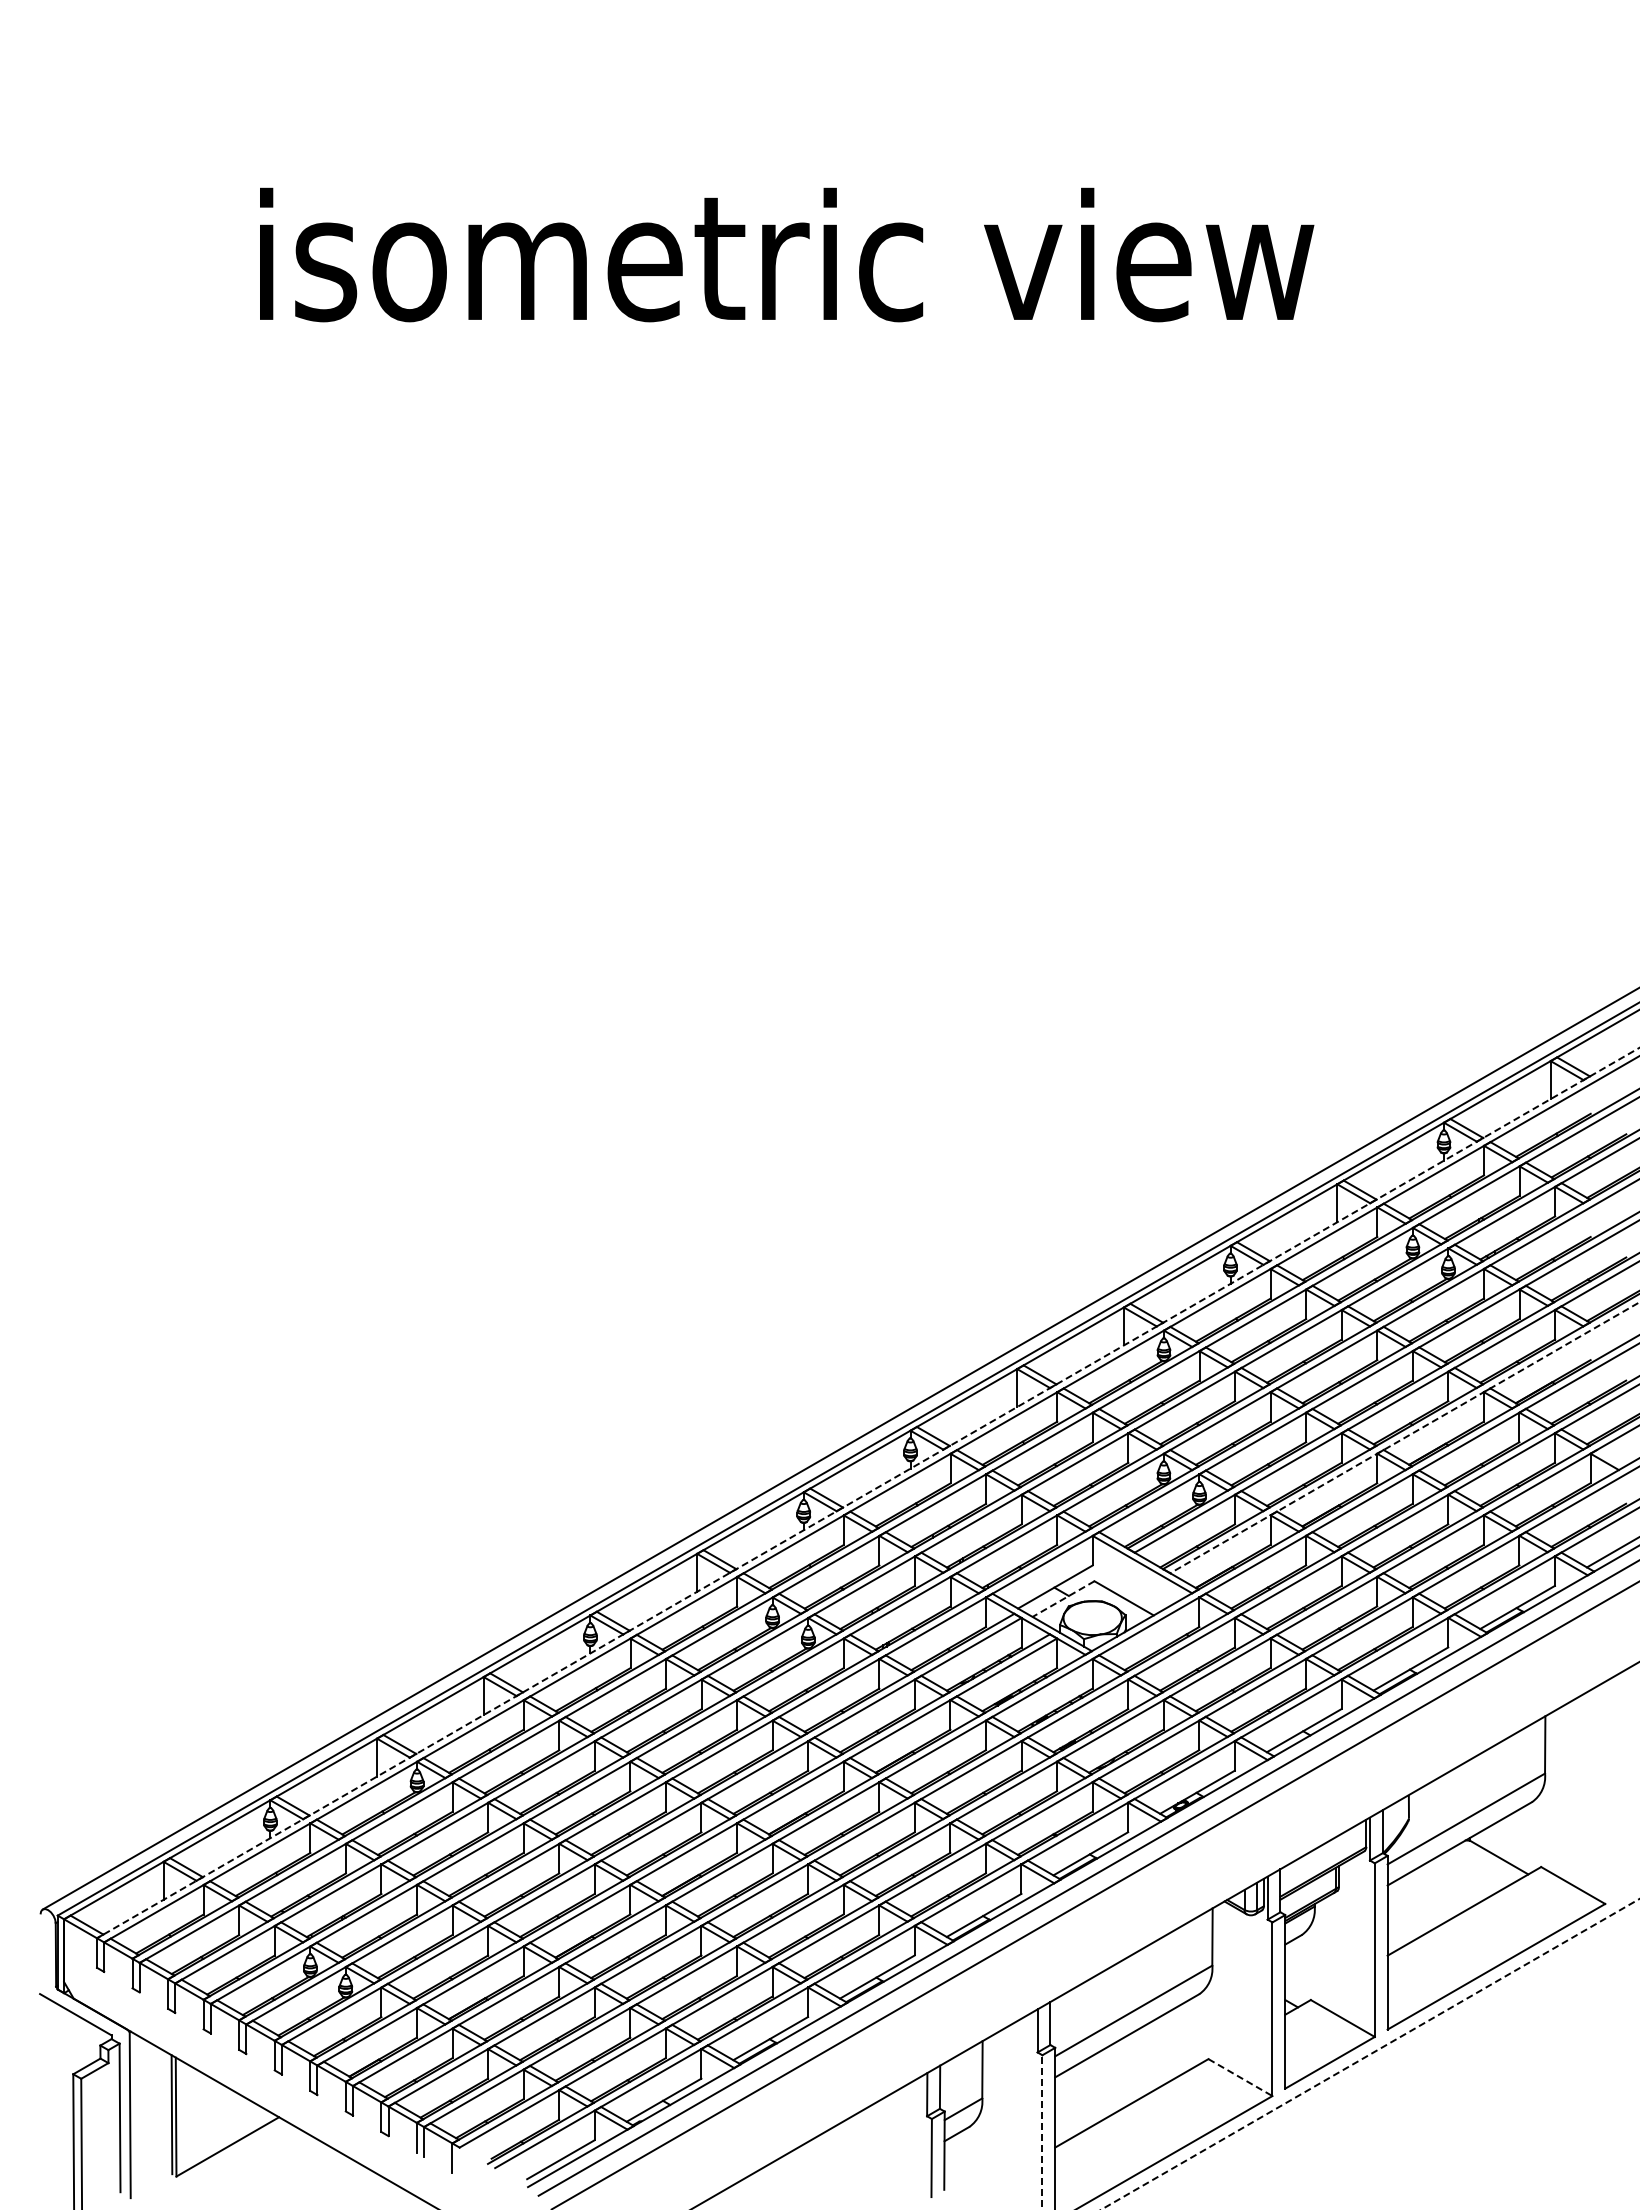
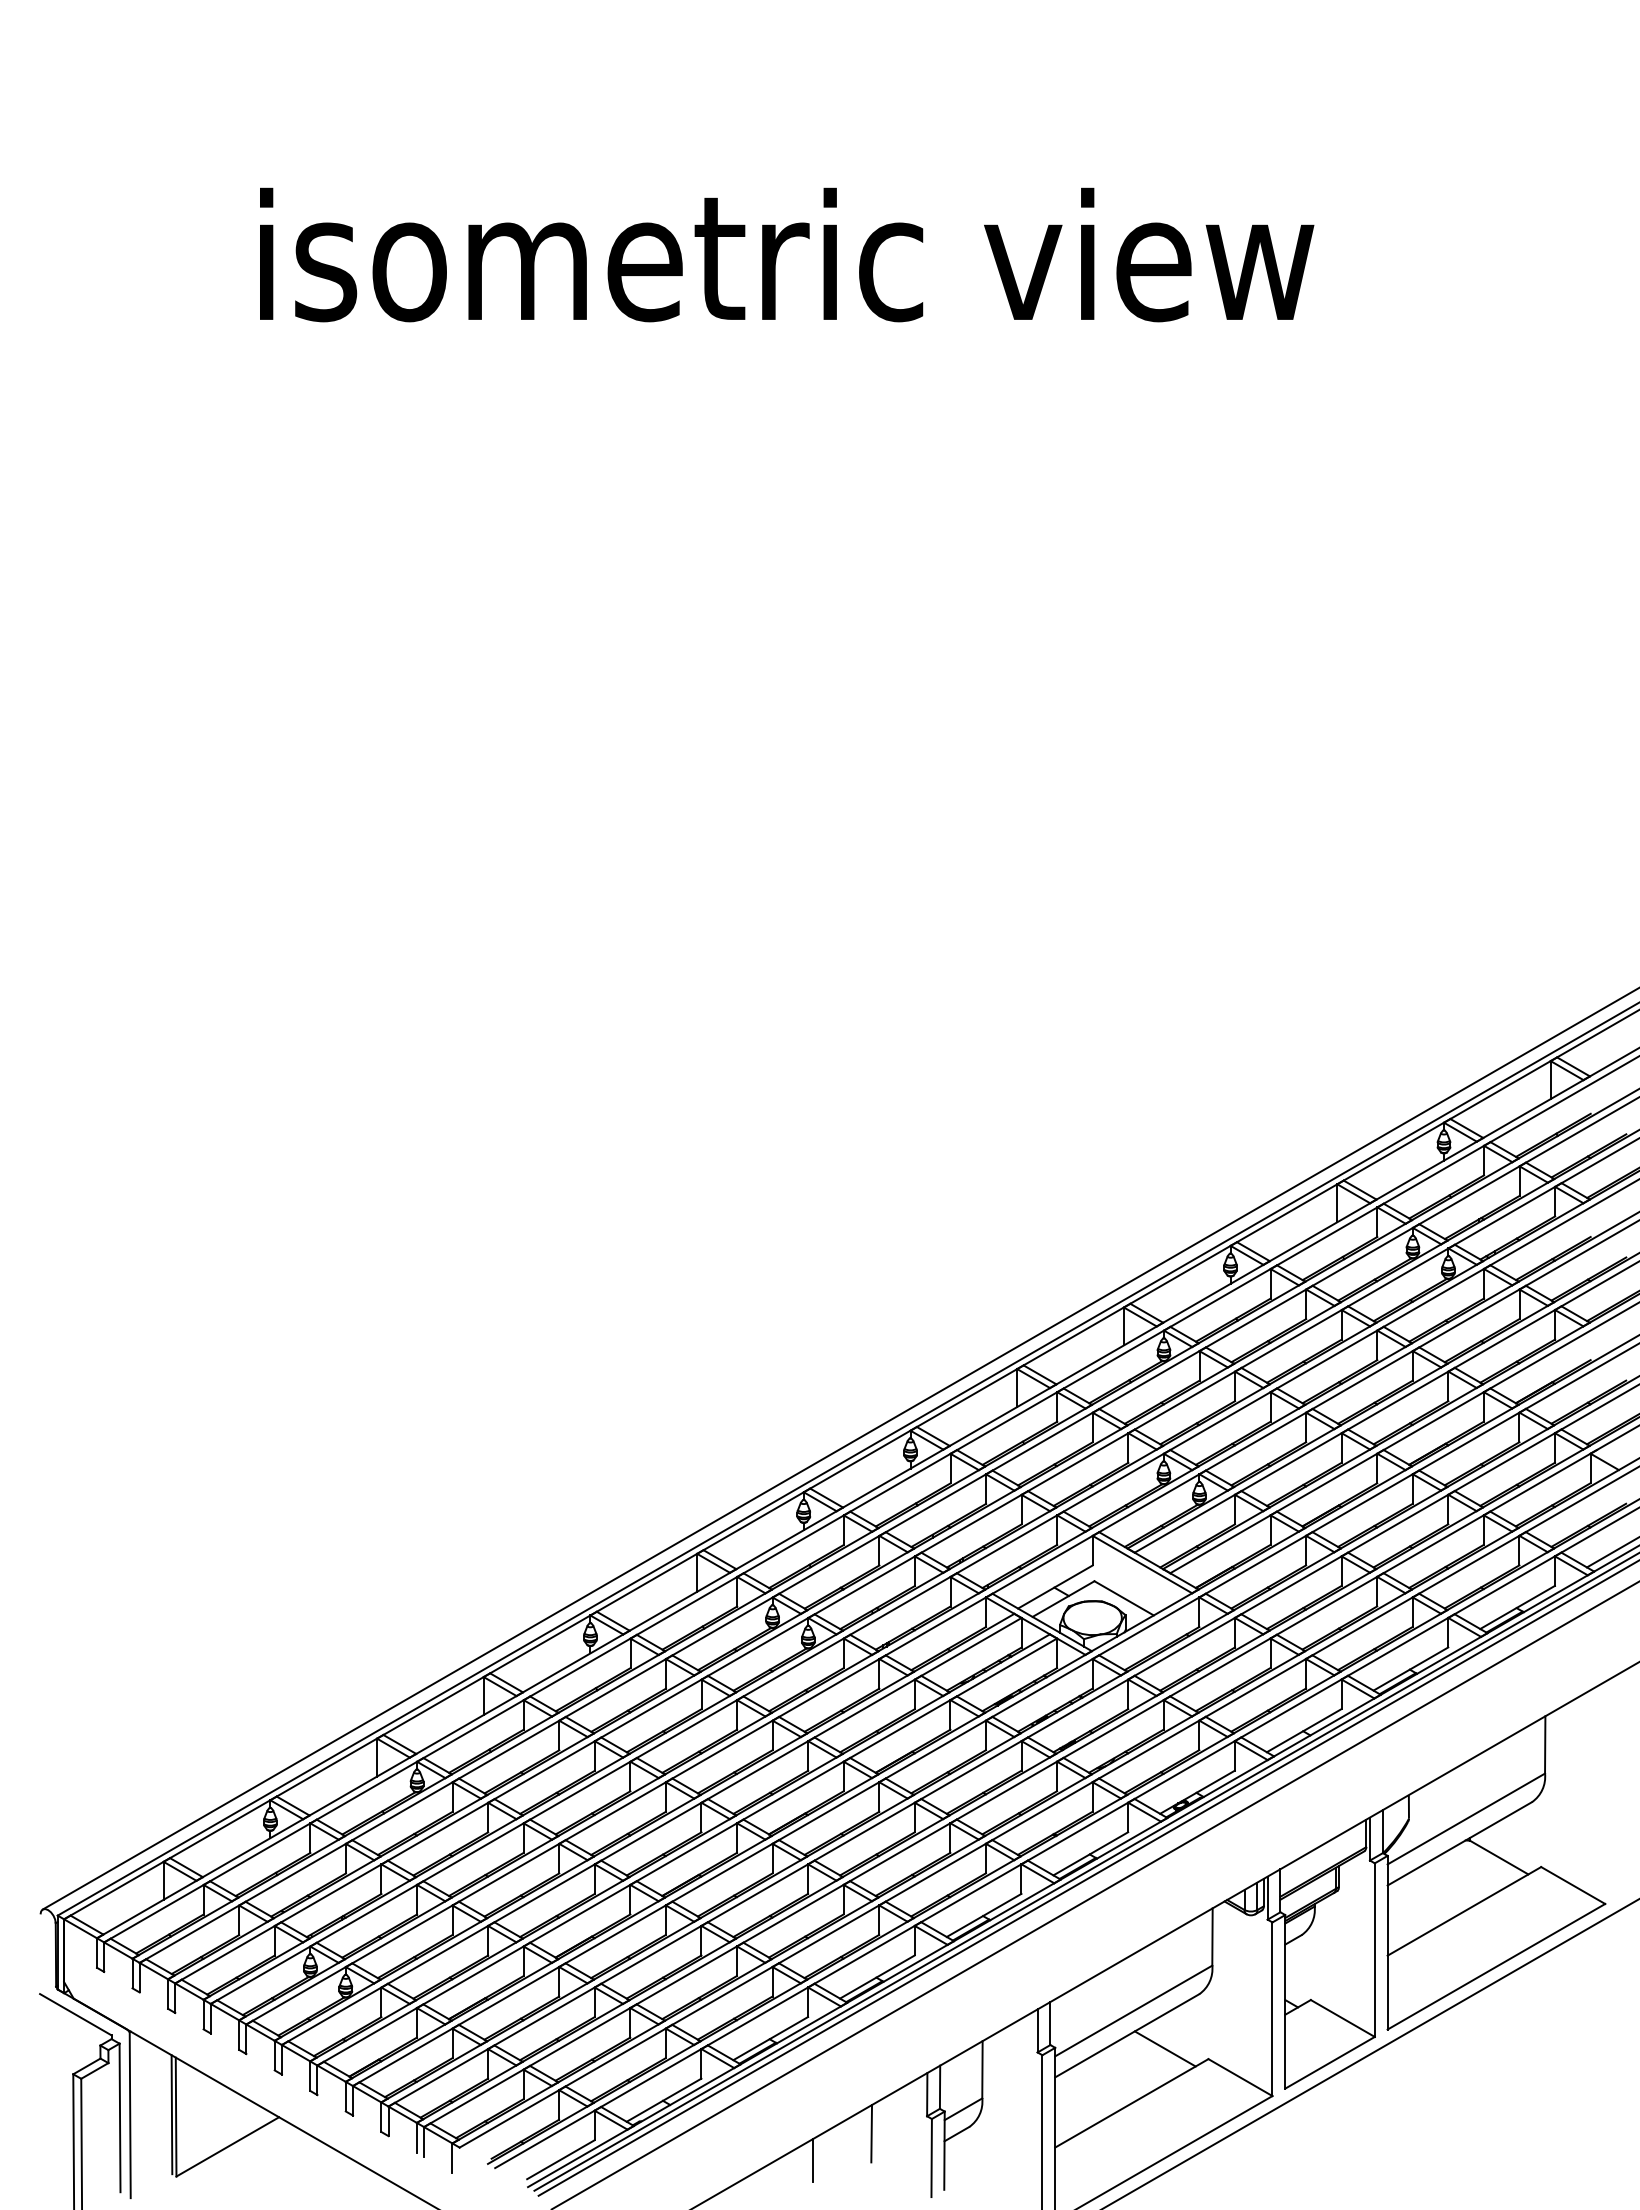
line: dashed -> solid (1404, 1437)
line: dashed -> solid (867, 1493)
line: dashed -> solid (1063, 1599)
line: none -> present (1085, 1872)
line: none -> present (1164, 2048)
line: dashed -> solid (1369, 2054)
line: dashed -> solid (1240, 2077)
line: dashed -> solid (1042, 2132)
line: none -> present (871, 2133)
line: none -> present (813, 2160)
